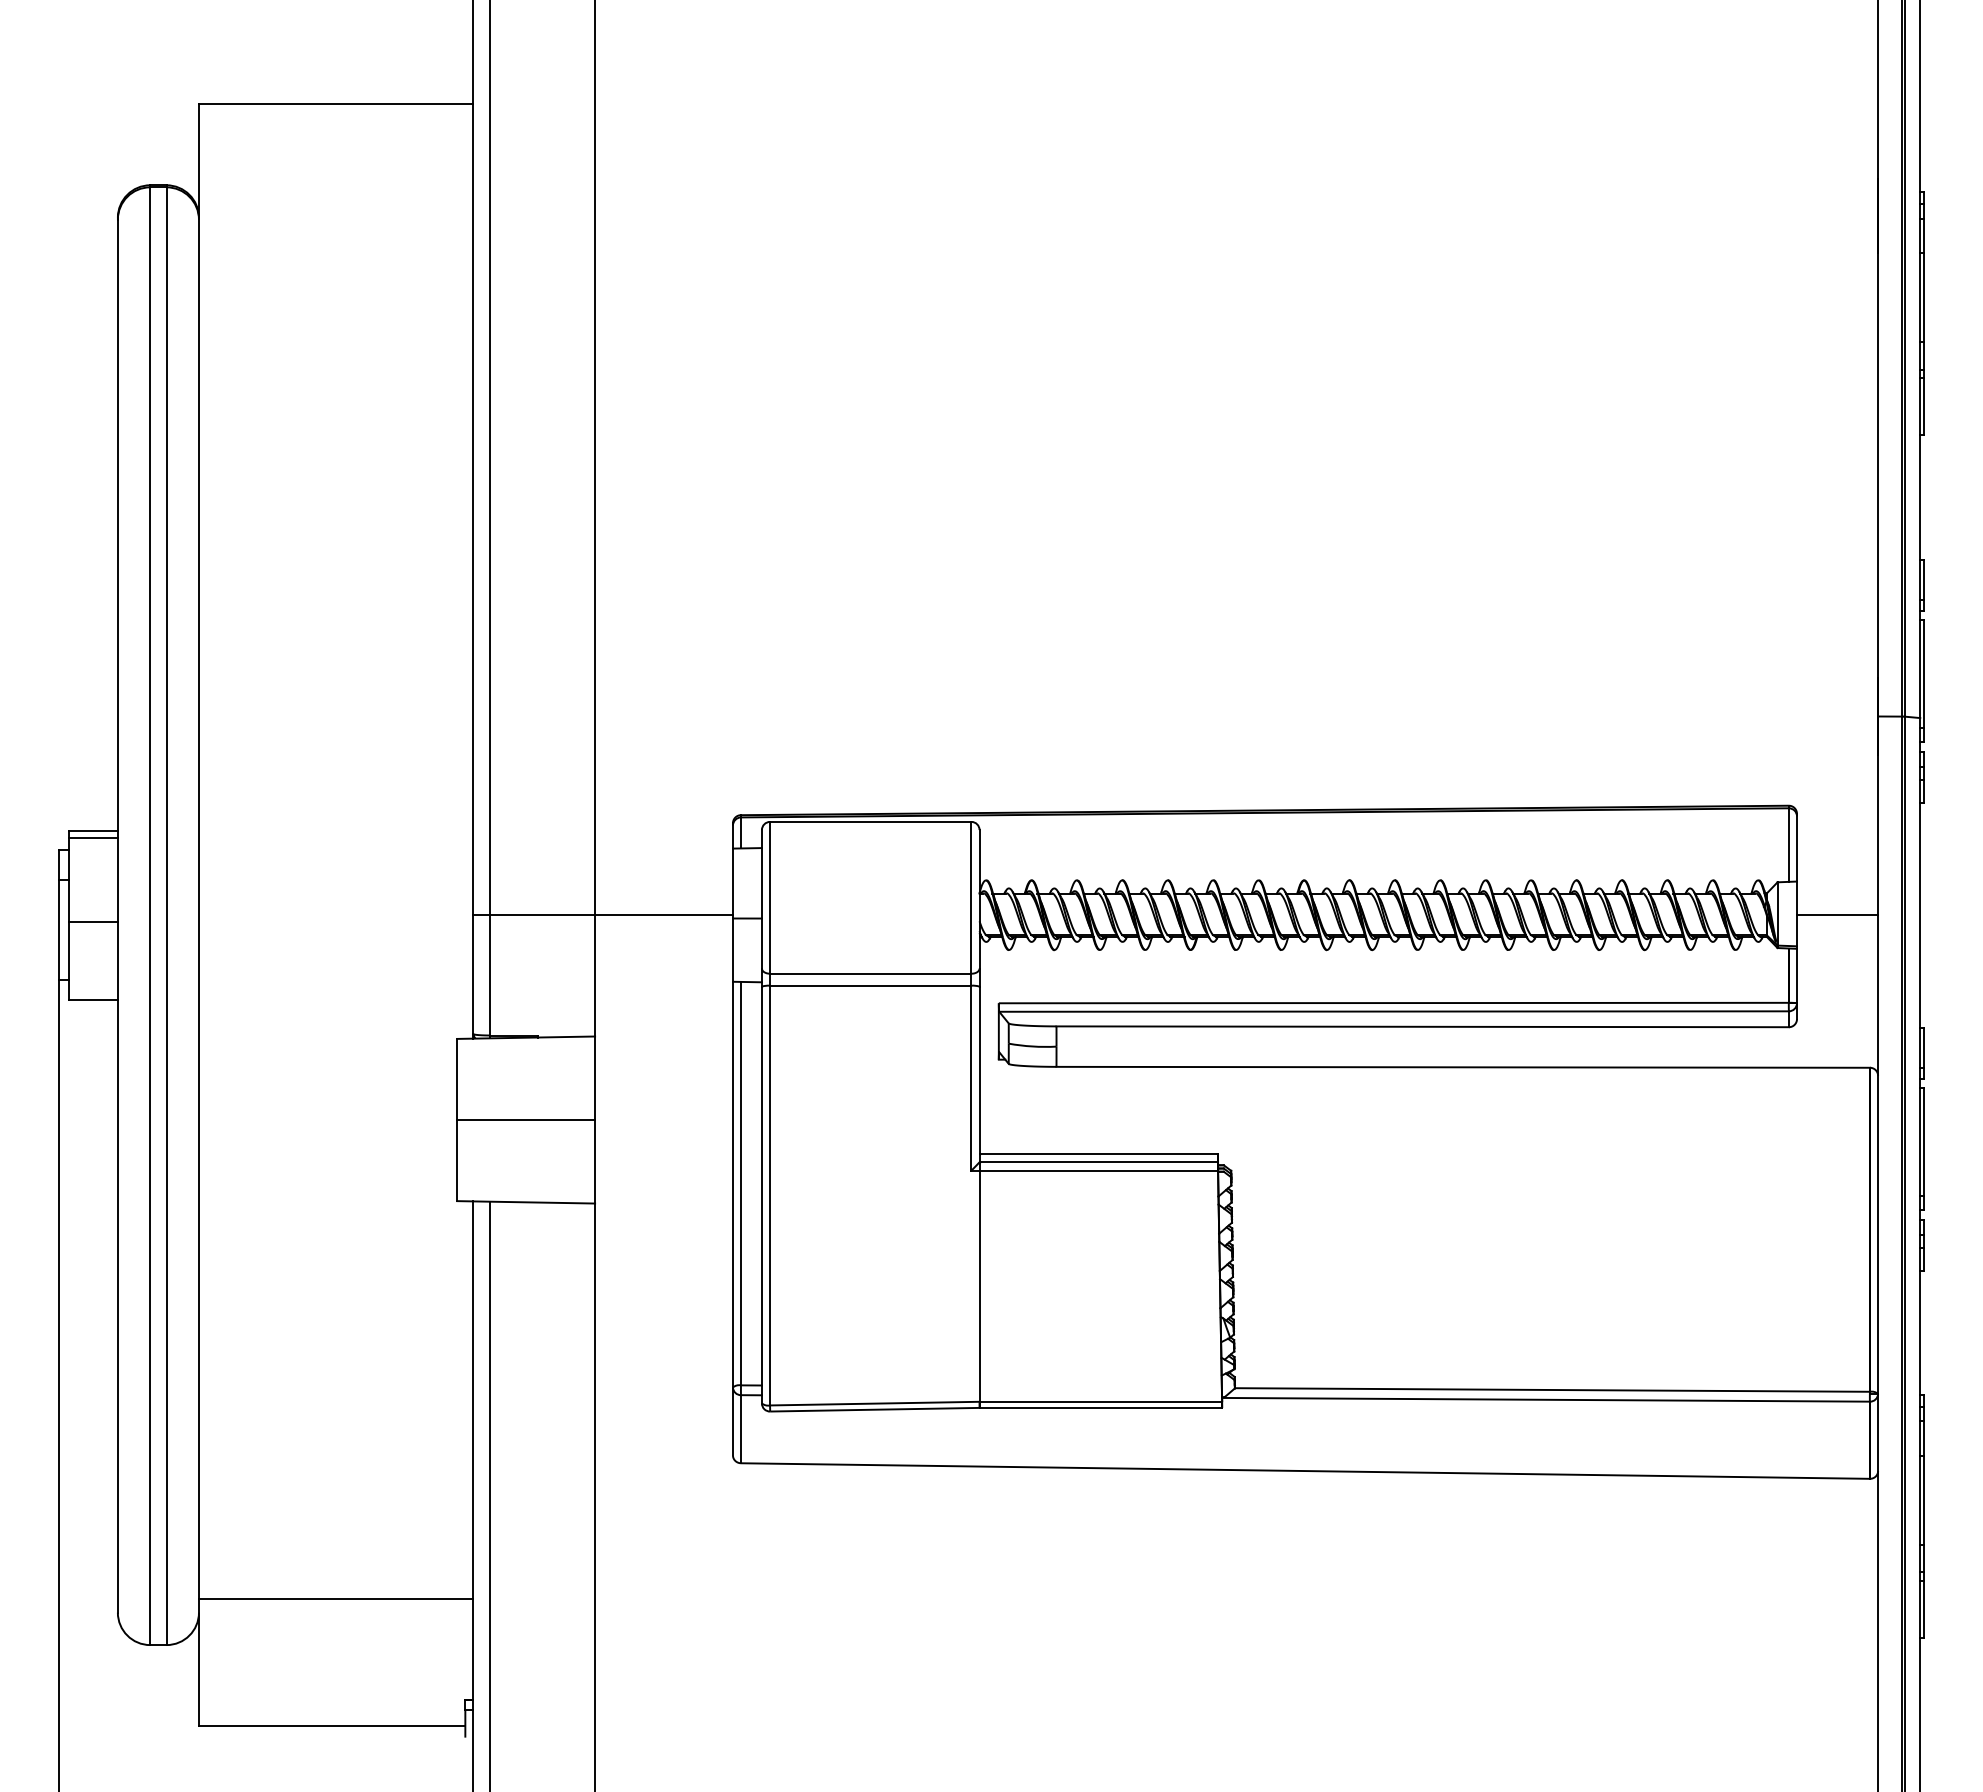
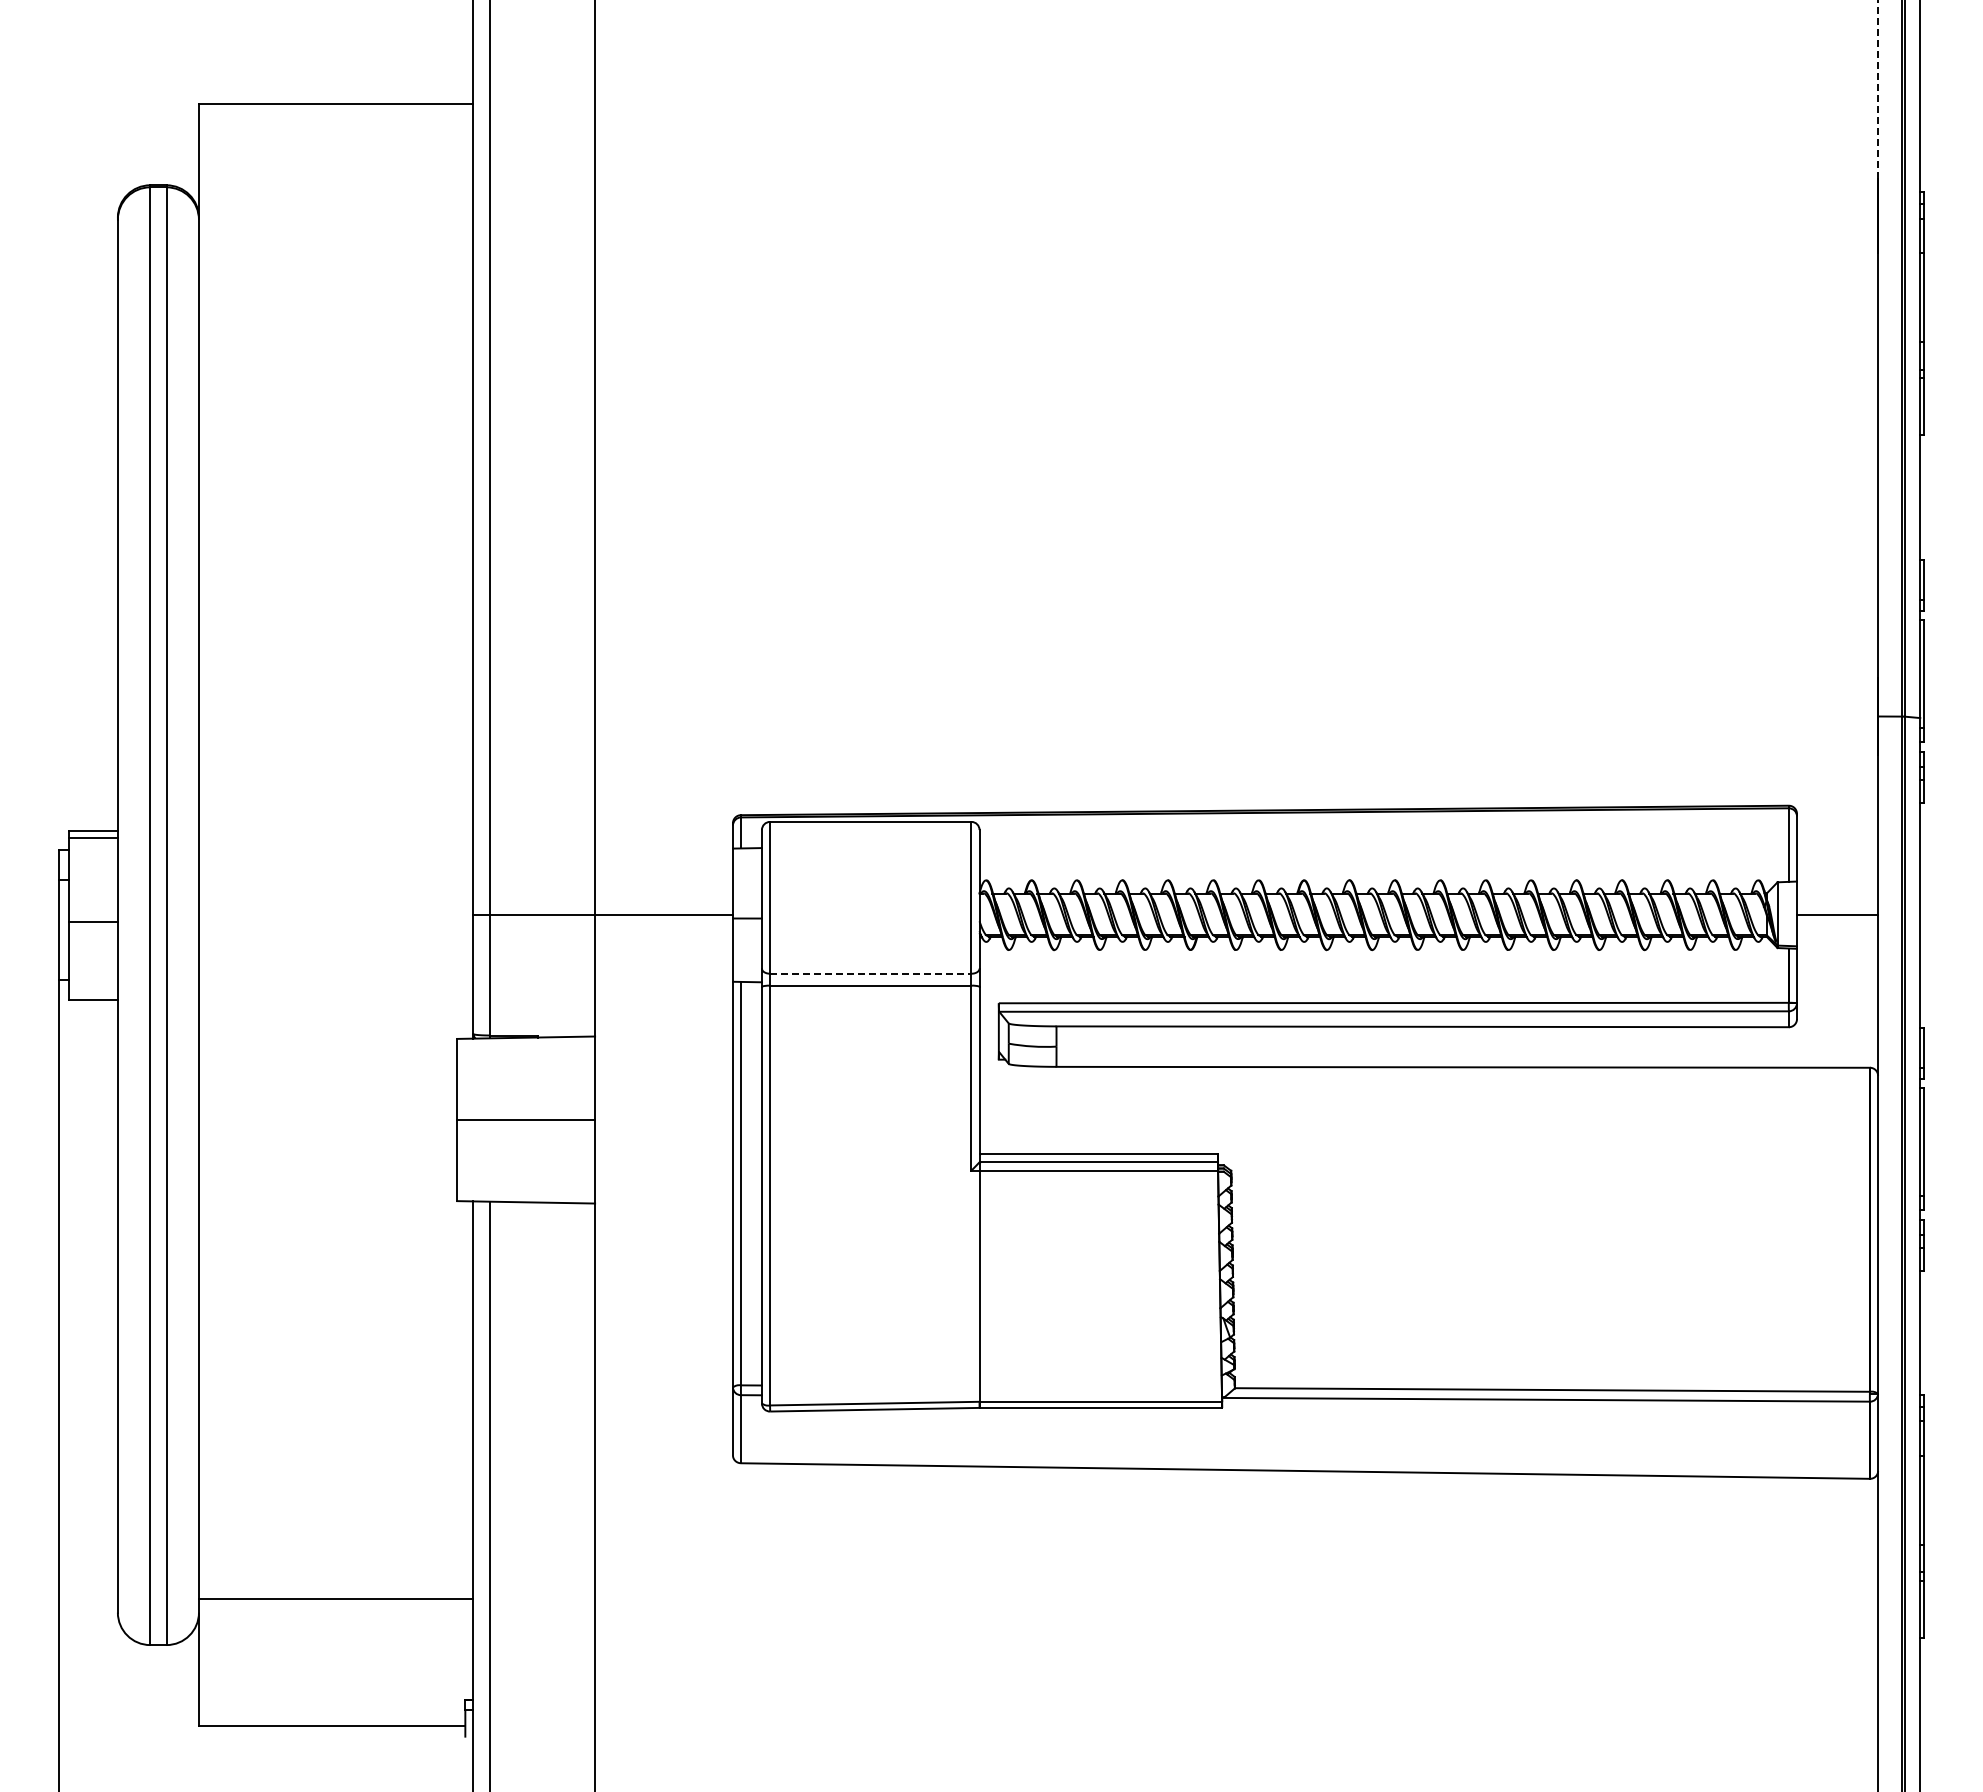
line: solid -> dashed (1878, 89)
line: solid -> dashed (870, 973)
